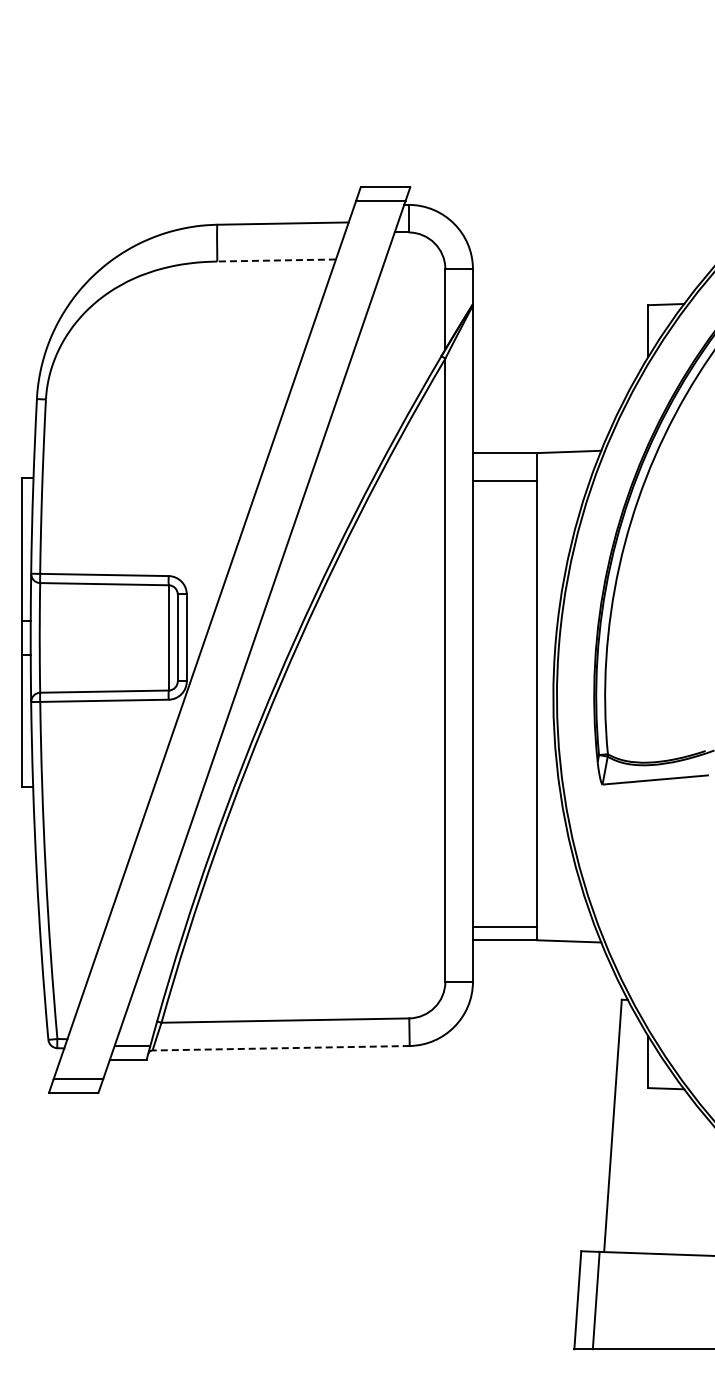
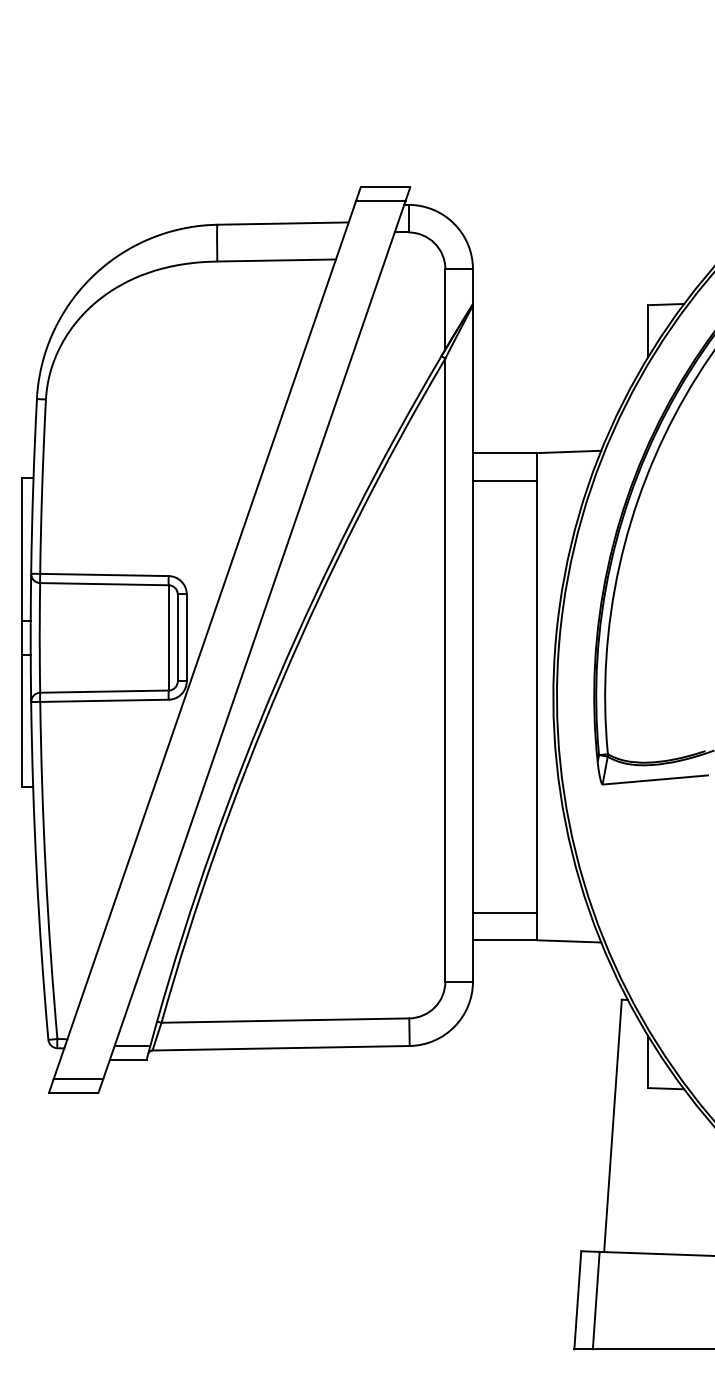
line: dashed -> solid (276, 260)
line position: (504, 926) -> (504, 912) (504, 912)
line: dashed -> solid (281, 1048)
